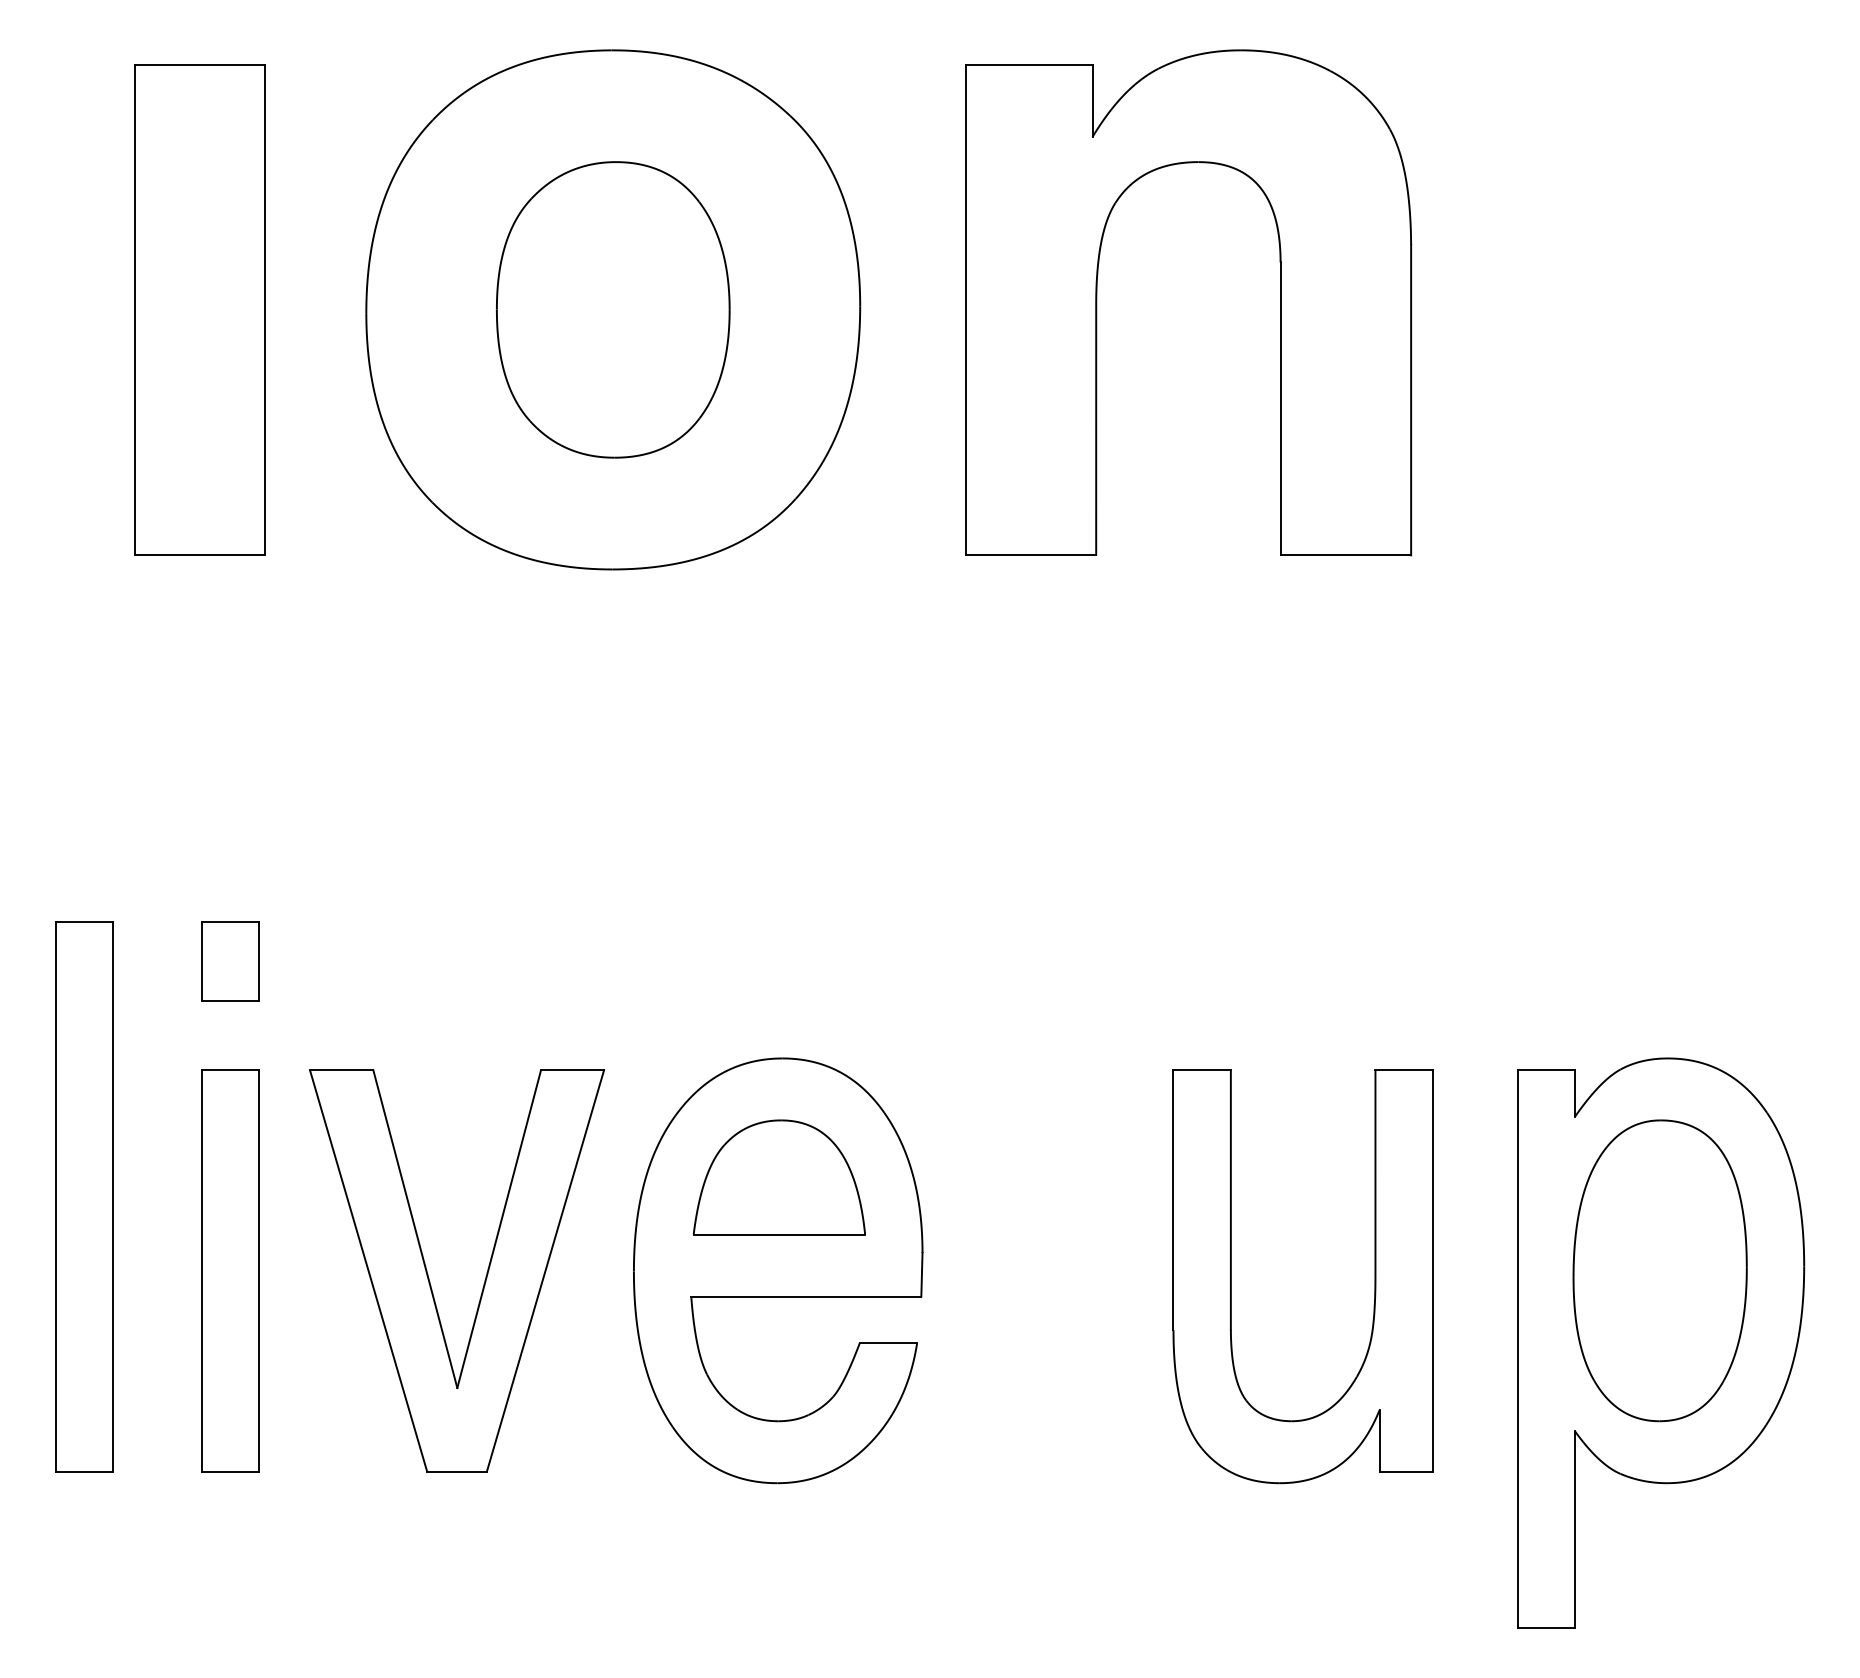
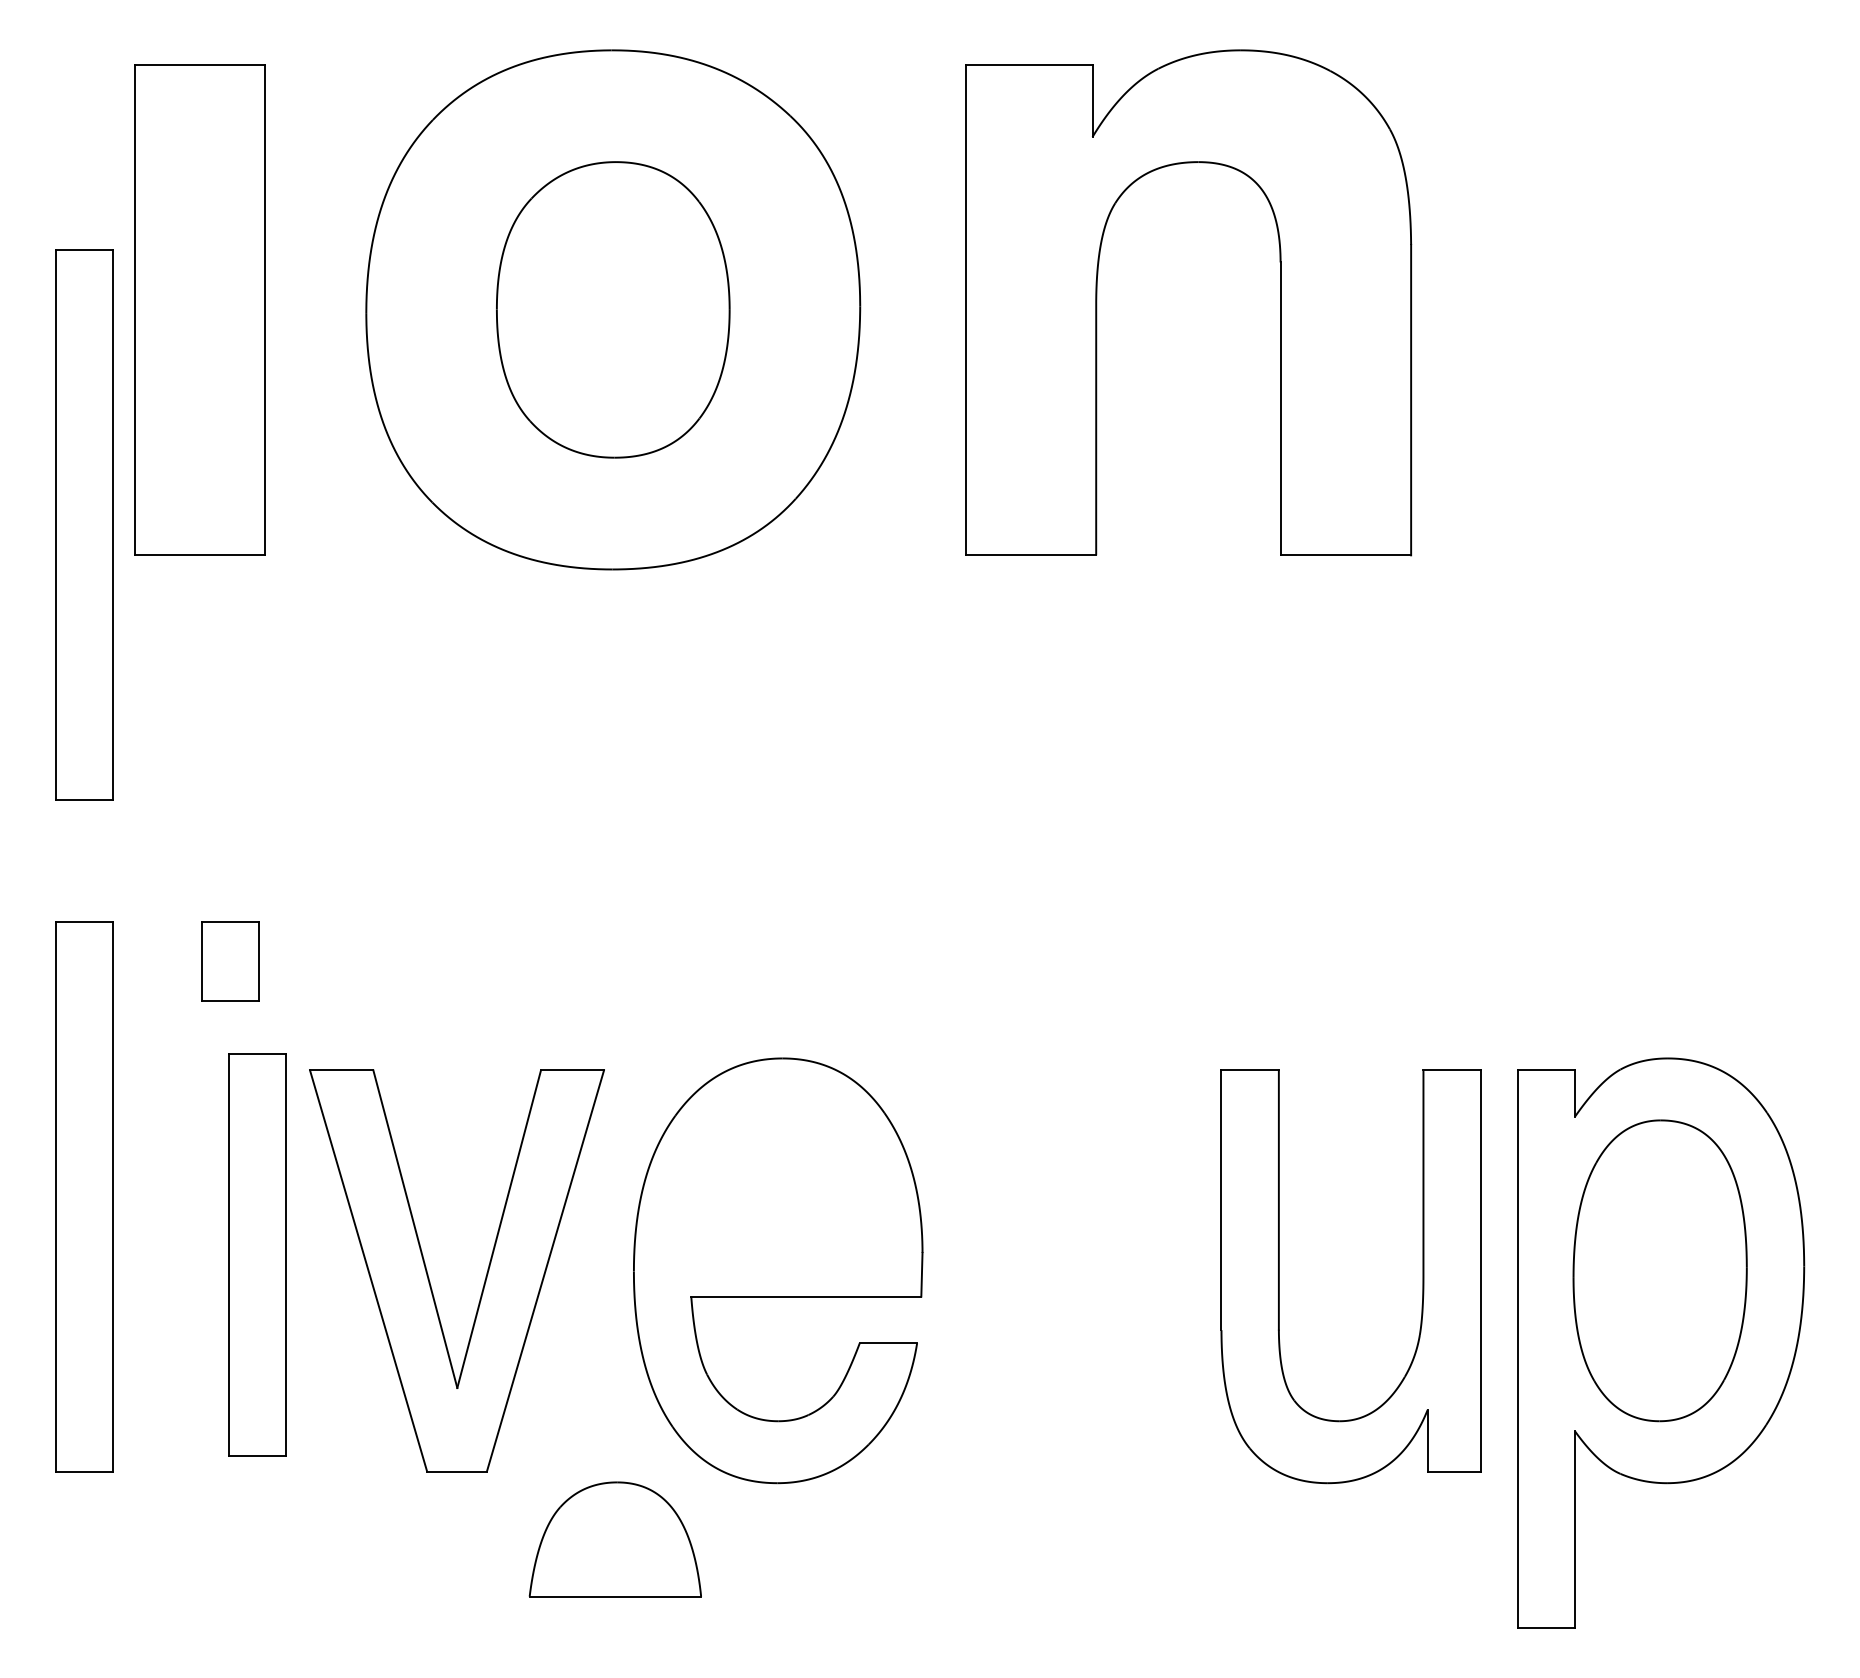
part: none -> present (84, 524)
part position: (778, 1177) -> (614, 1539) (614, 1539)
part position: (230, 1270) -> (257, 1254) (257, 1254)
part position: (1231, 1276) -> (1279, 1276) (1279, 1276)
